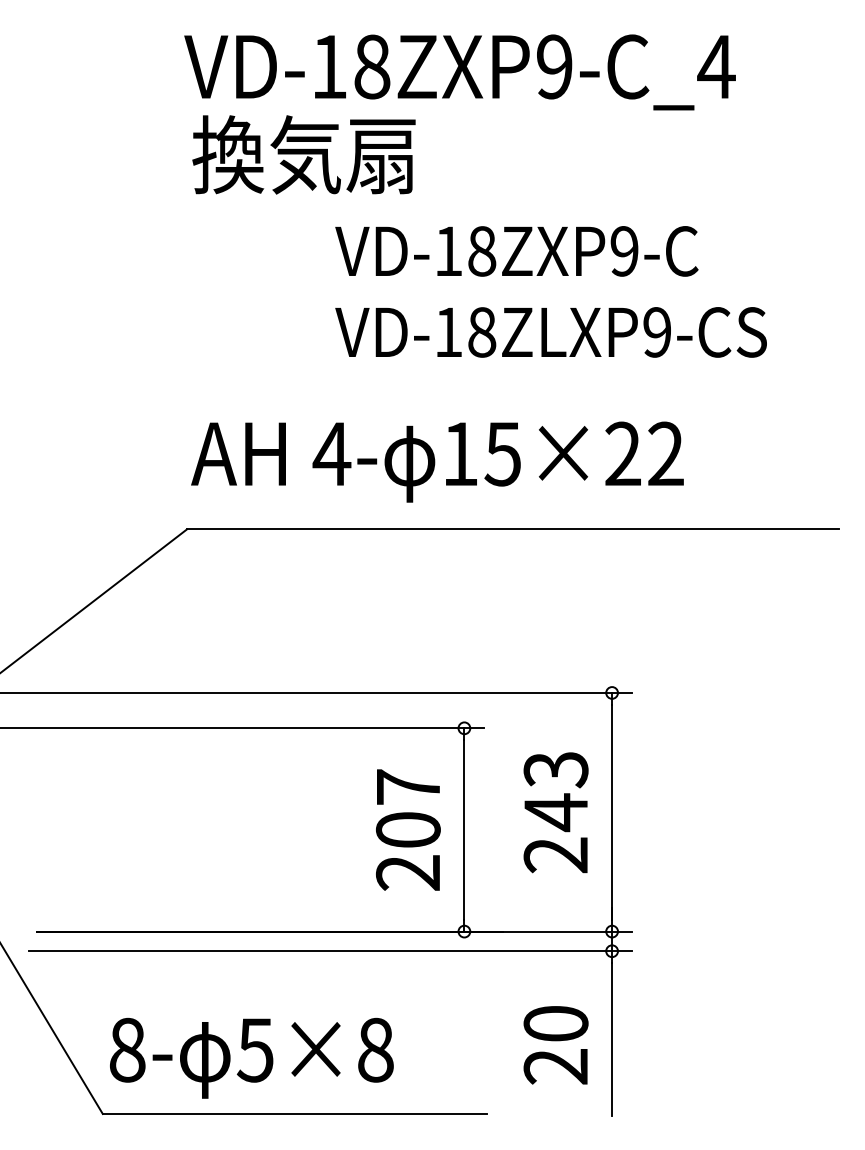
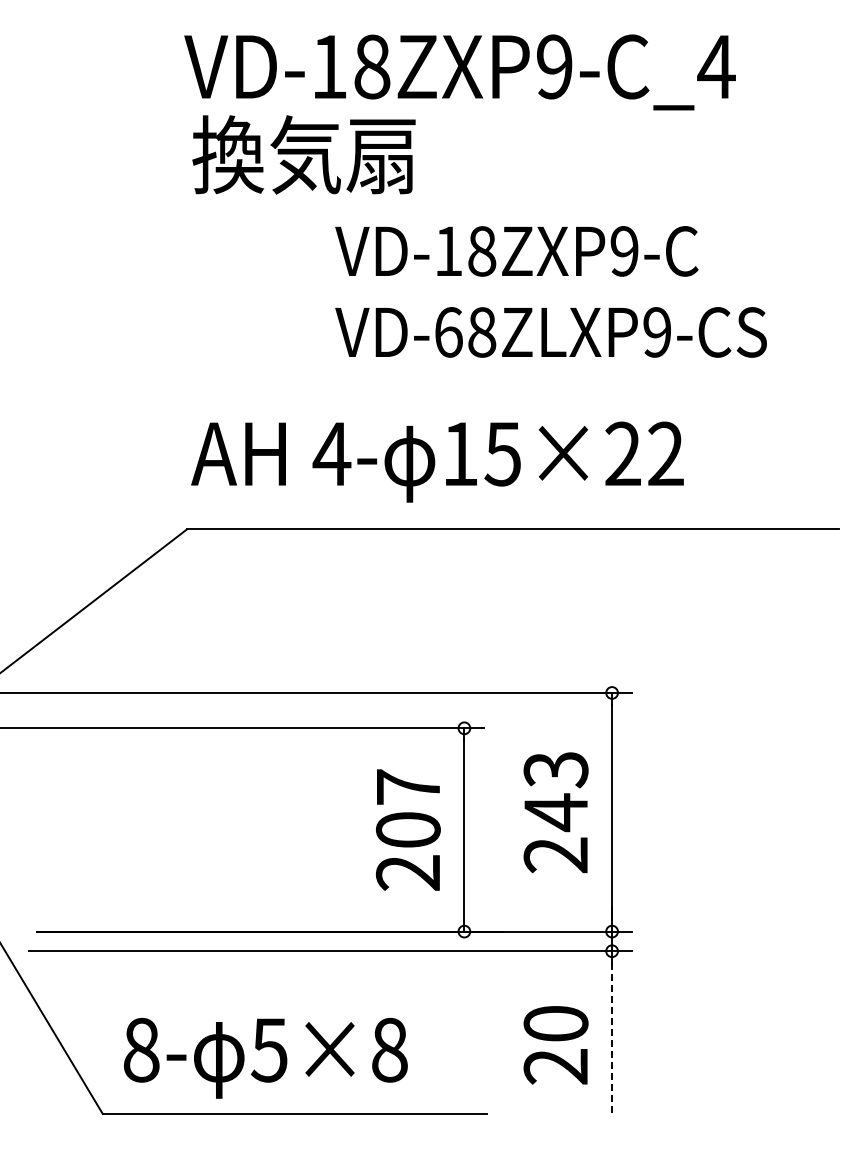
text: VD-18ZLXP9-CS -> VD-68ZLXP9-CS (448, 332)
line: solid -> dashed (612, 1039)
text position: (251, 1057) -> (265, 1057) (265, 1057)
